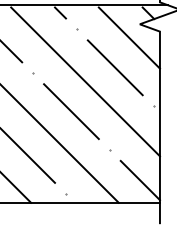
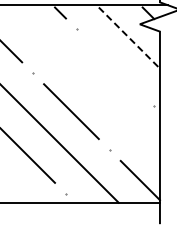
line: solid -> dashed (129, 38)
line: present -> none (114, 67)
line: present -> none (85, 81)
line: present -> none (16, 187)
